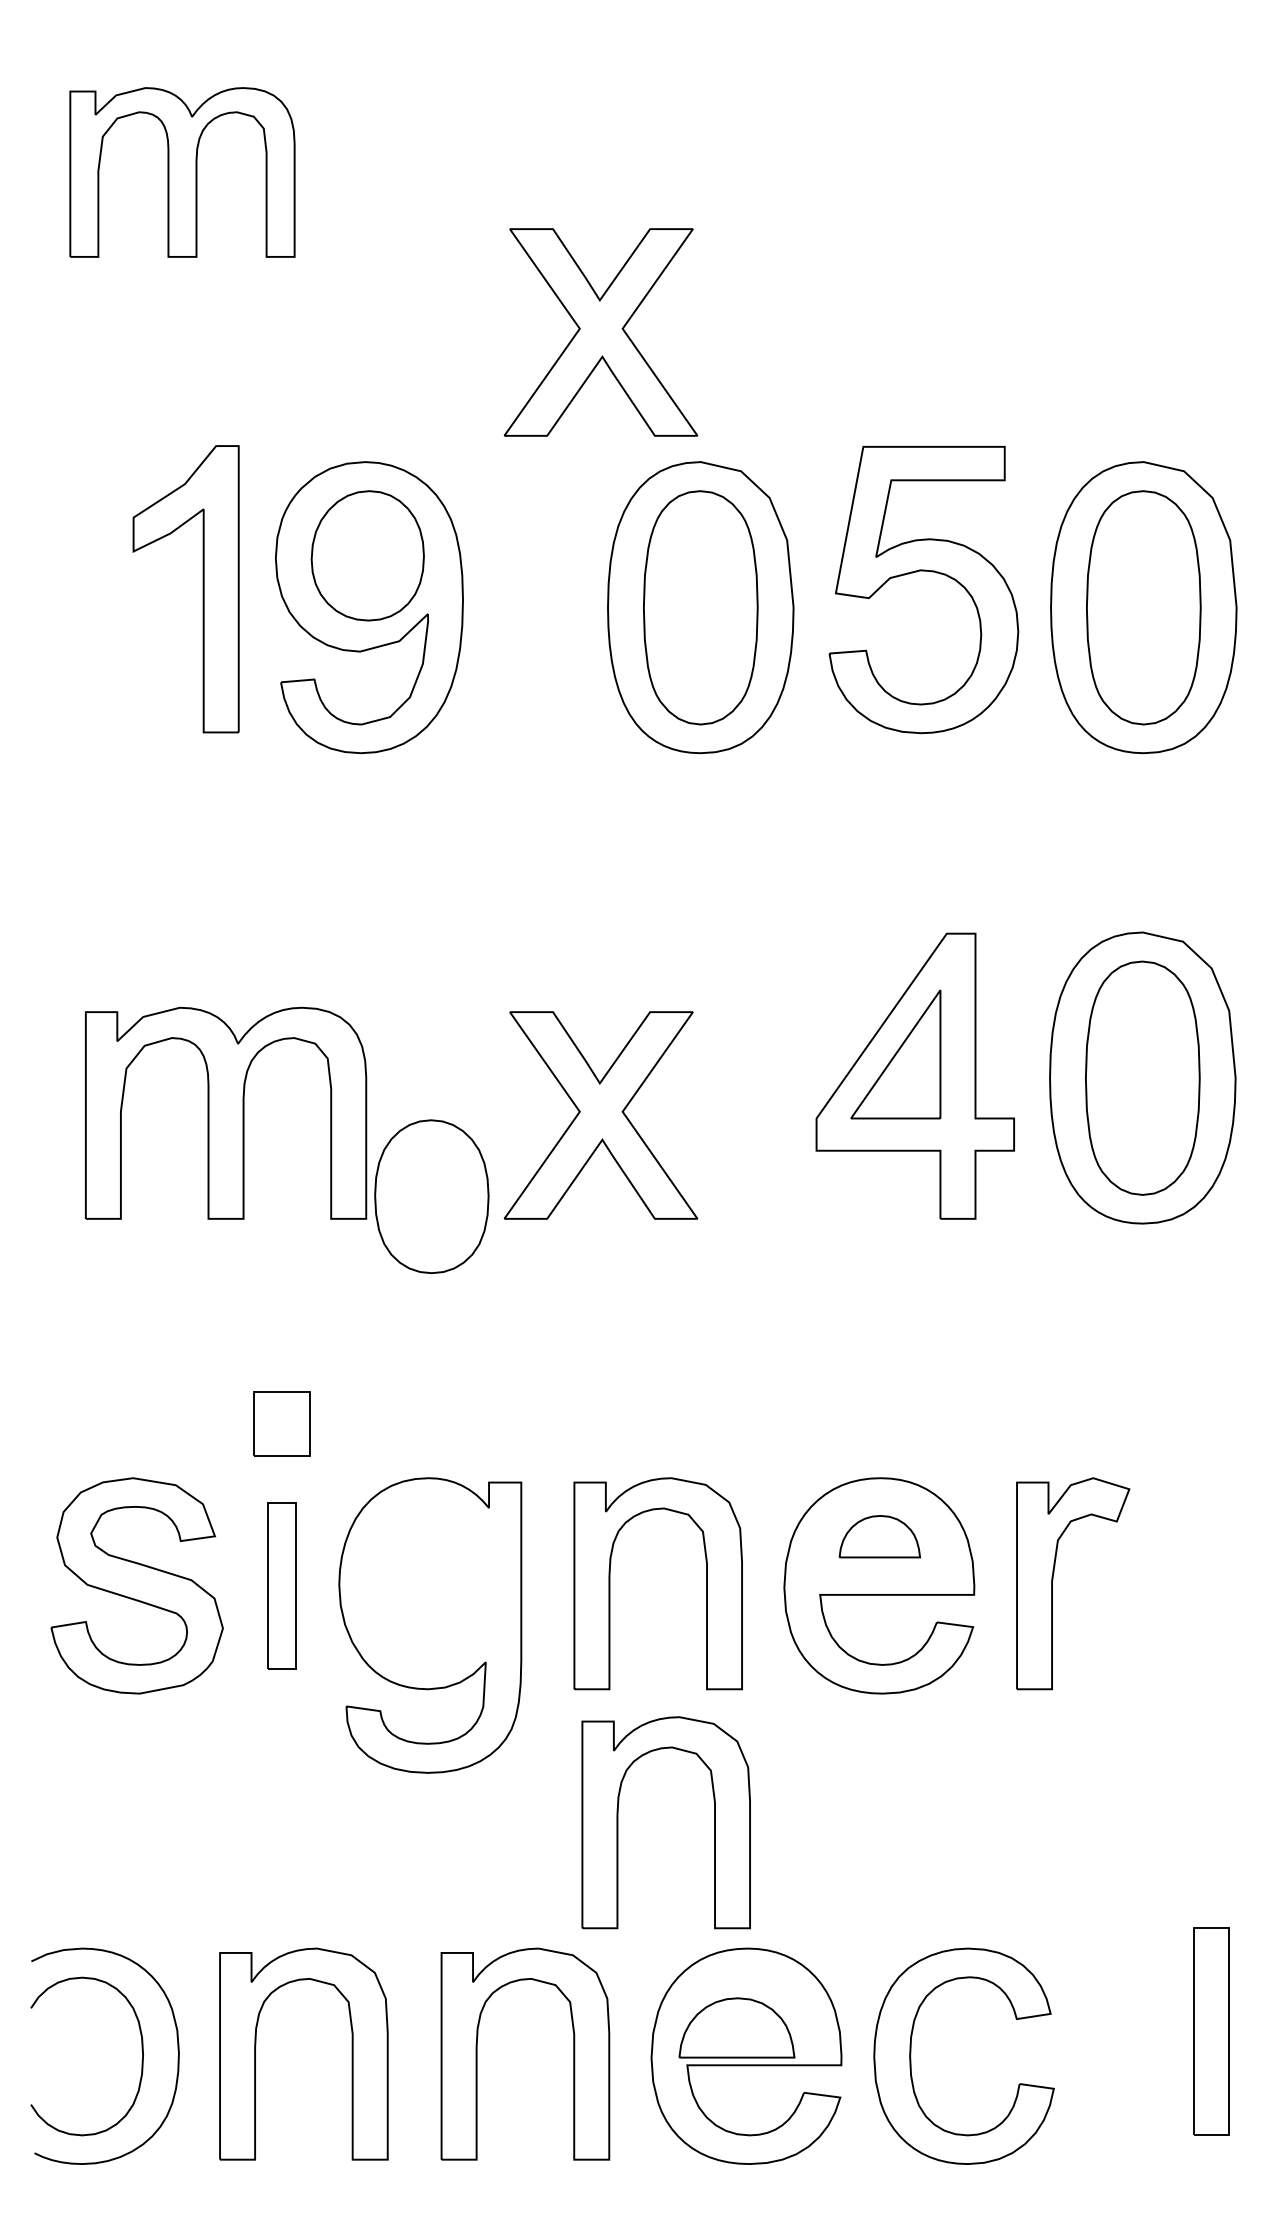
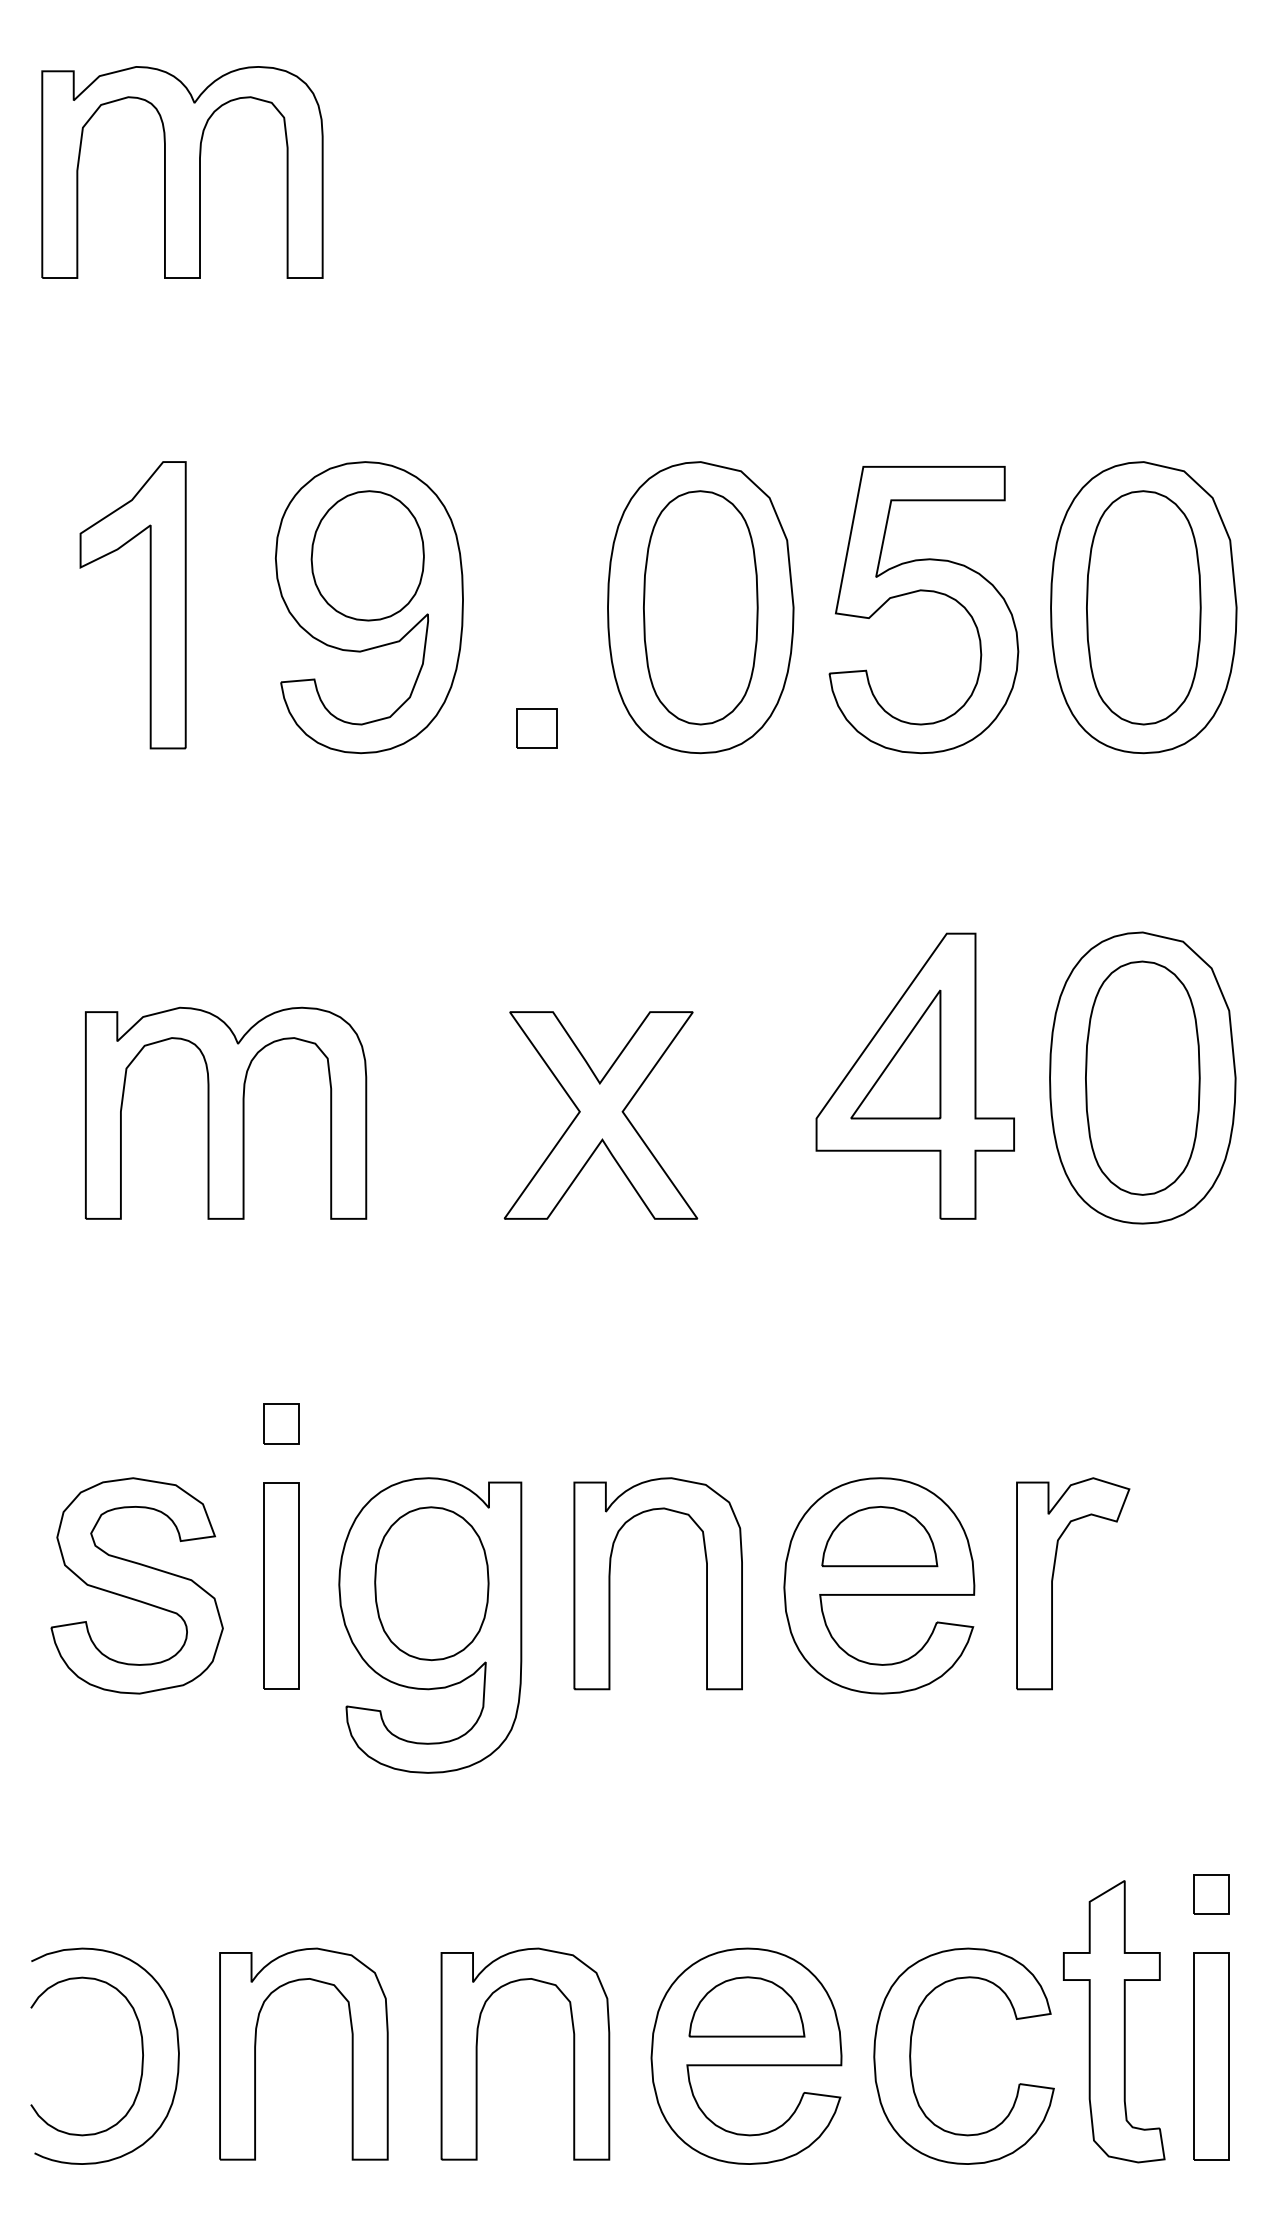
part size: 227x171 px -> 283x213 px (182, 172)
part: present -> none (600, 332)
part position: (923, 571) -> (923, 591) (923, 591)
part position: (202, 589) -> (149, 605) (149, 605)
part: none -> present (536, 728)
part position: (431, 1196) -> (431, 1583) (431, 1583)
part size: 58x66 px -> 37x42 px (281, 1423)
part size: 83x44 px -> 118x62 px (879, 1536)
part size: 30x168 px -> 37x208 px (281, 1585)
part: present -> none (618, 1822)
part: none -> present (1211, 1894)
part: none -> present (1114, 2021)
part position: (736, 2027) -> (746, 2006) (746, 2006)
part position: (1211, 2031) -> (1211, 2056) (1211, 2056)
